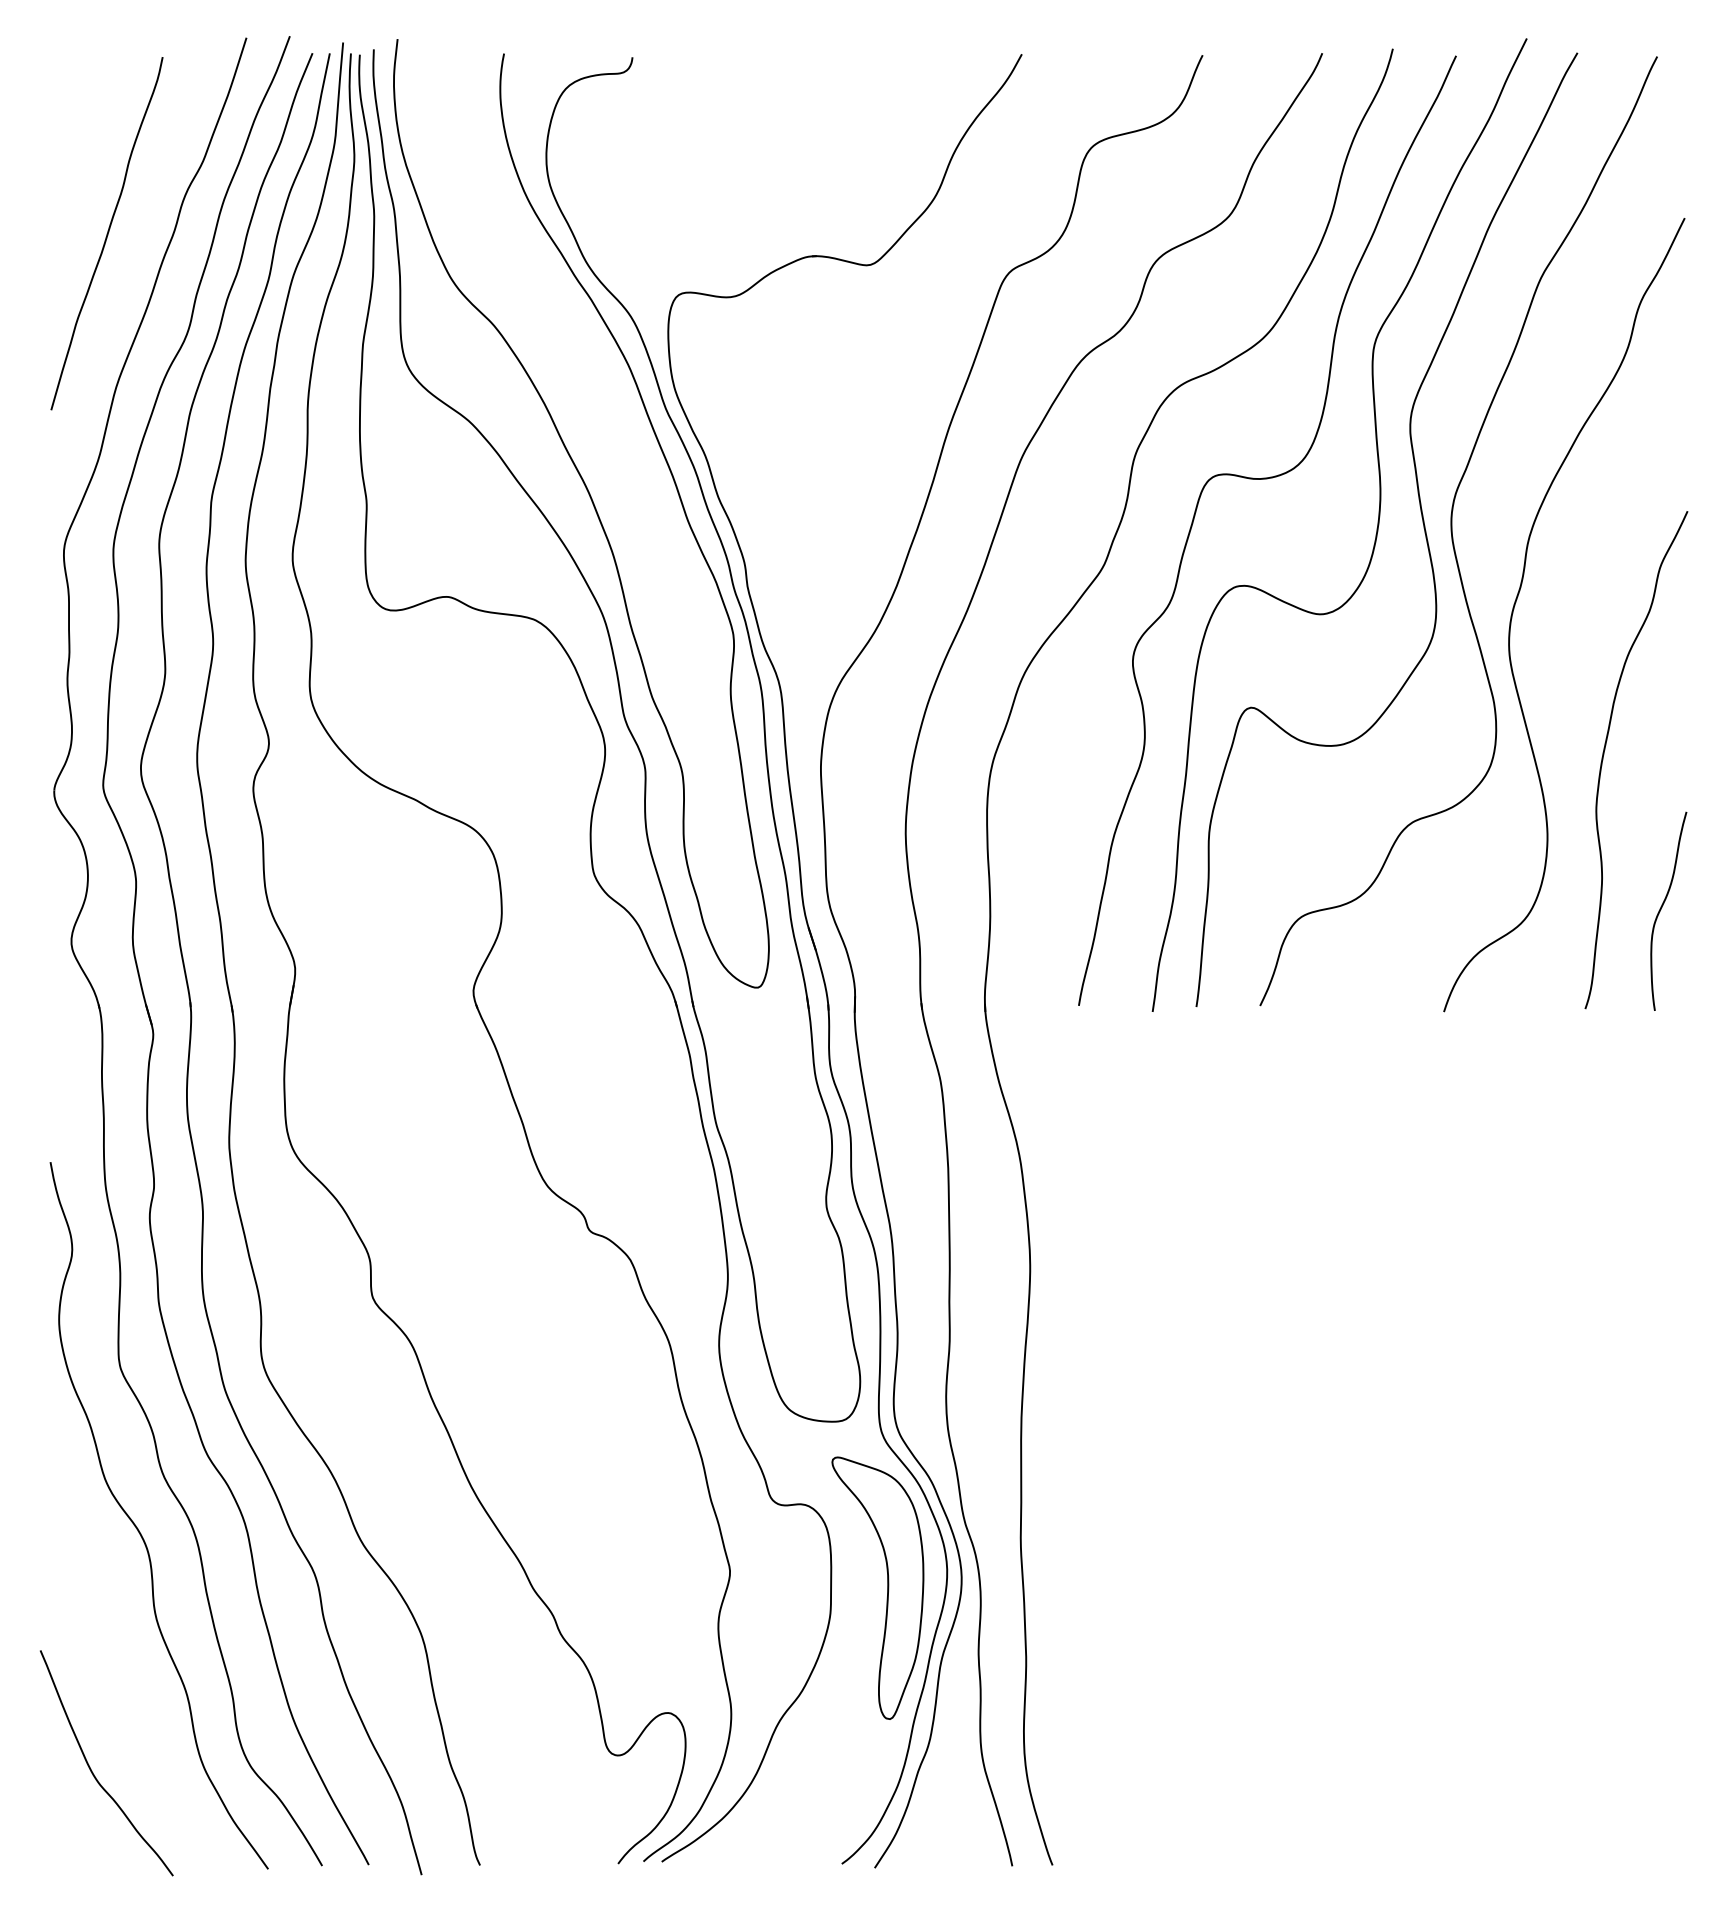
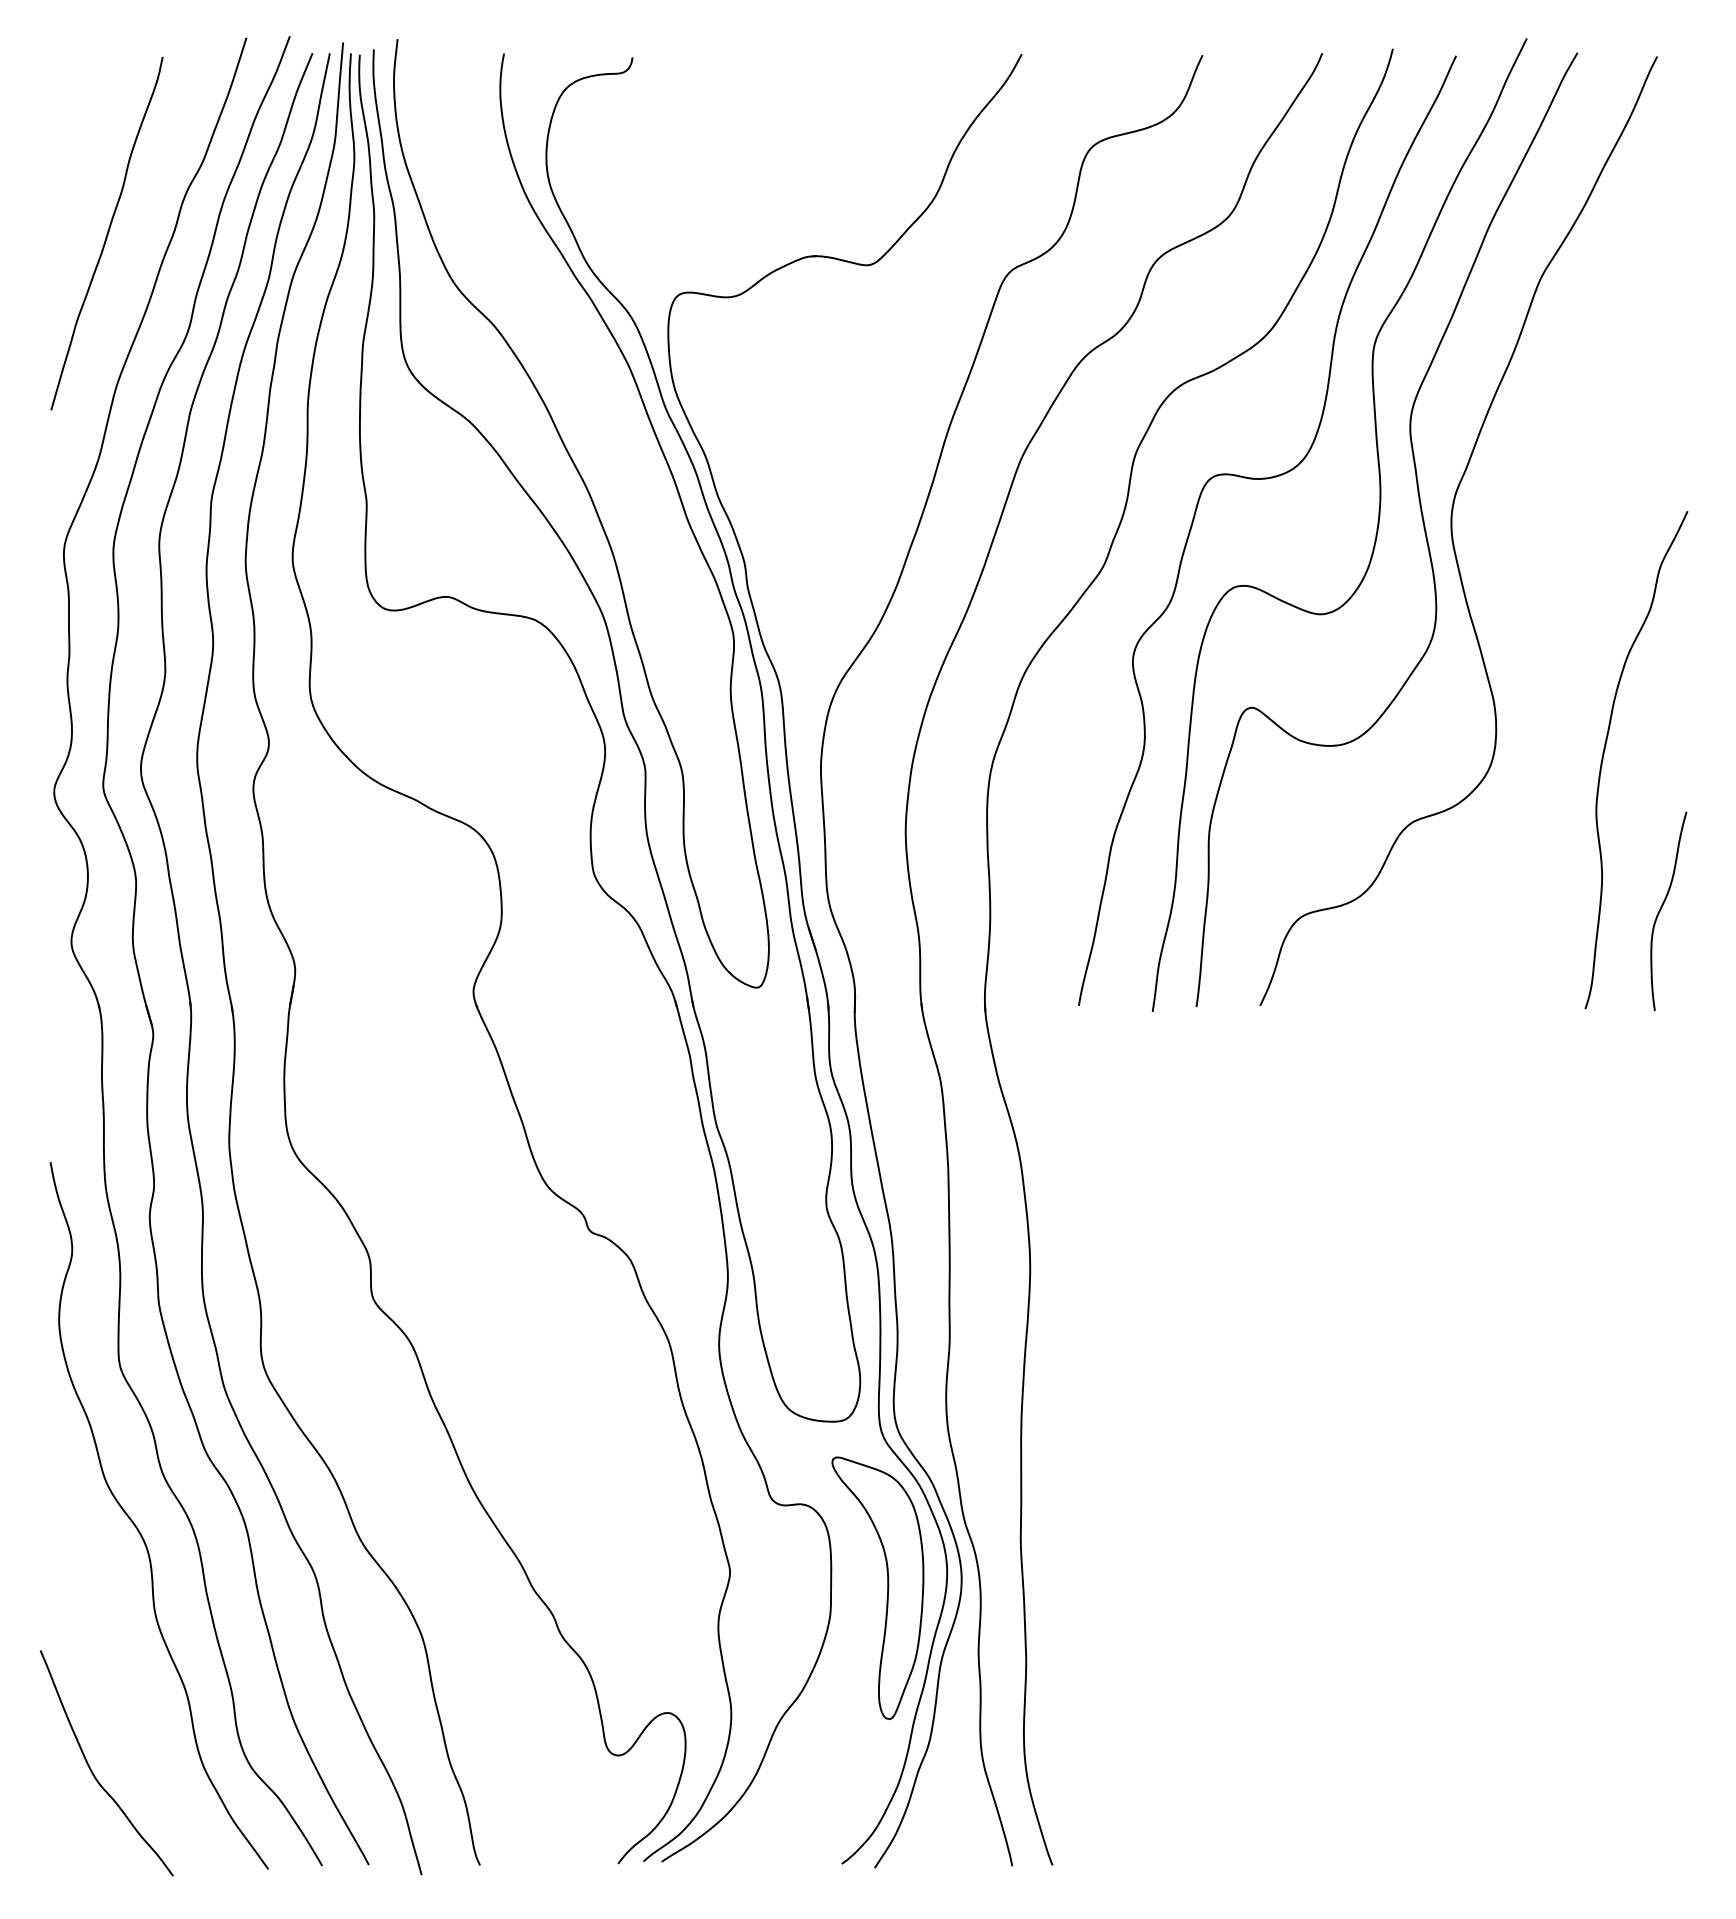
curve: present -> none (1517, 599)
